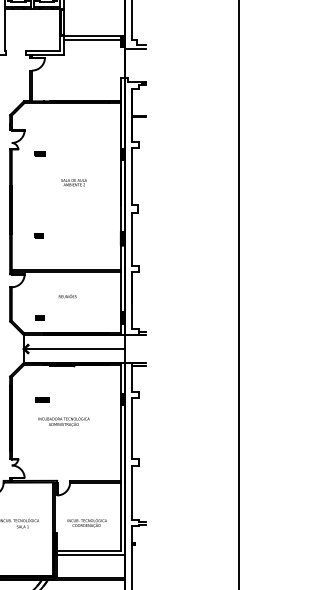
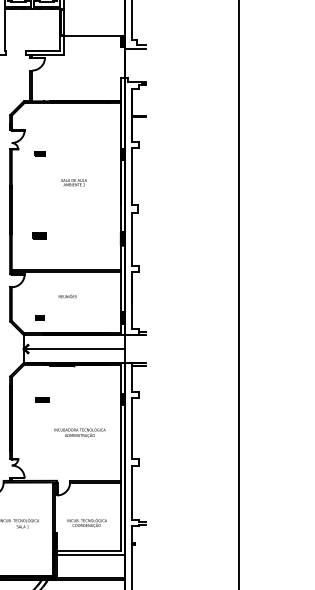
line: present -> none (91, 39)
part size: 10x6 px -> 15x8 px (39, 235)
text position: (63, 421) -> (79, 432) (79, 432)
